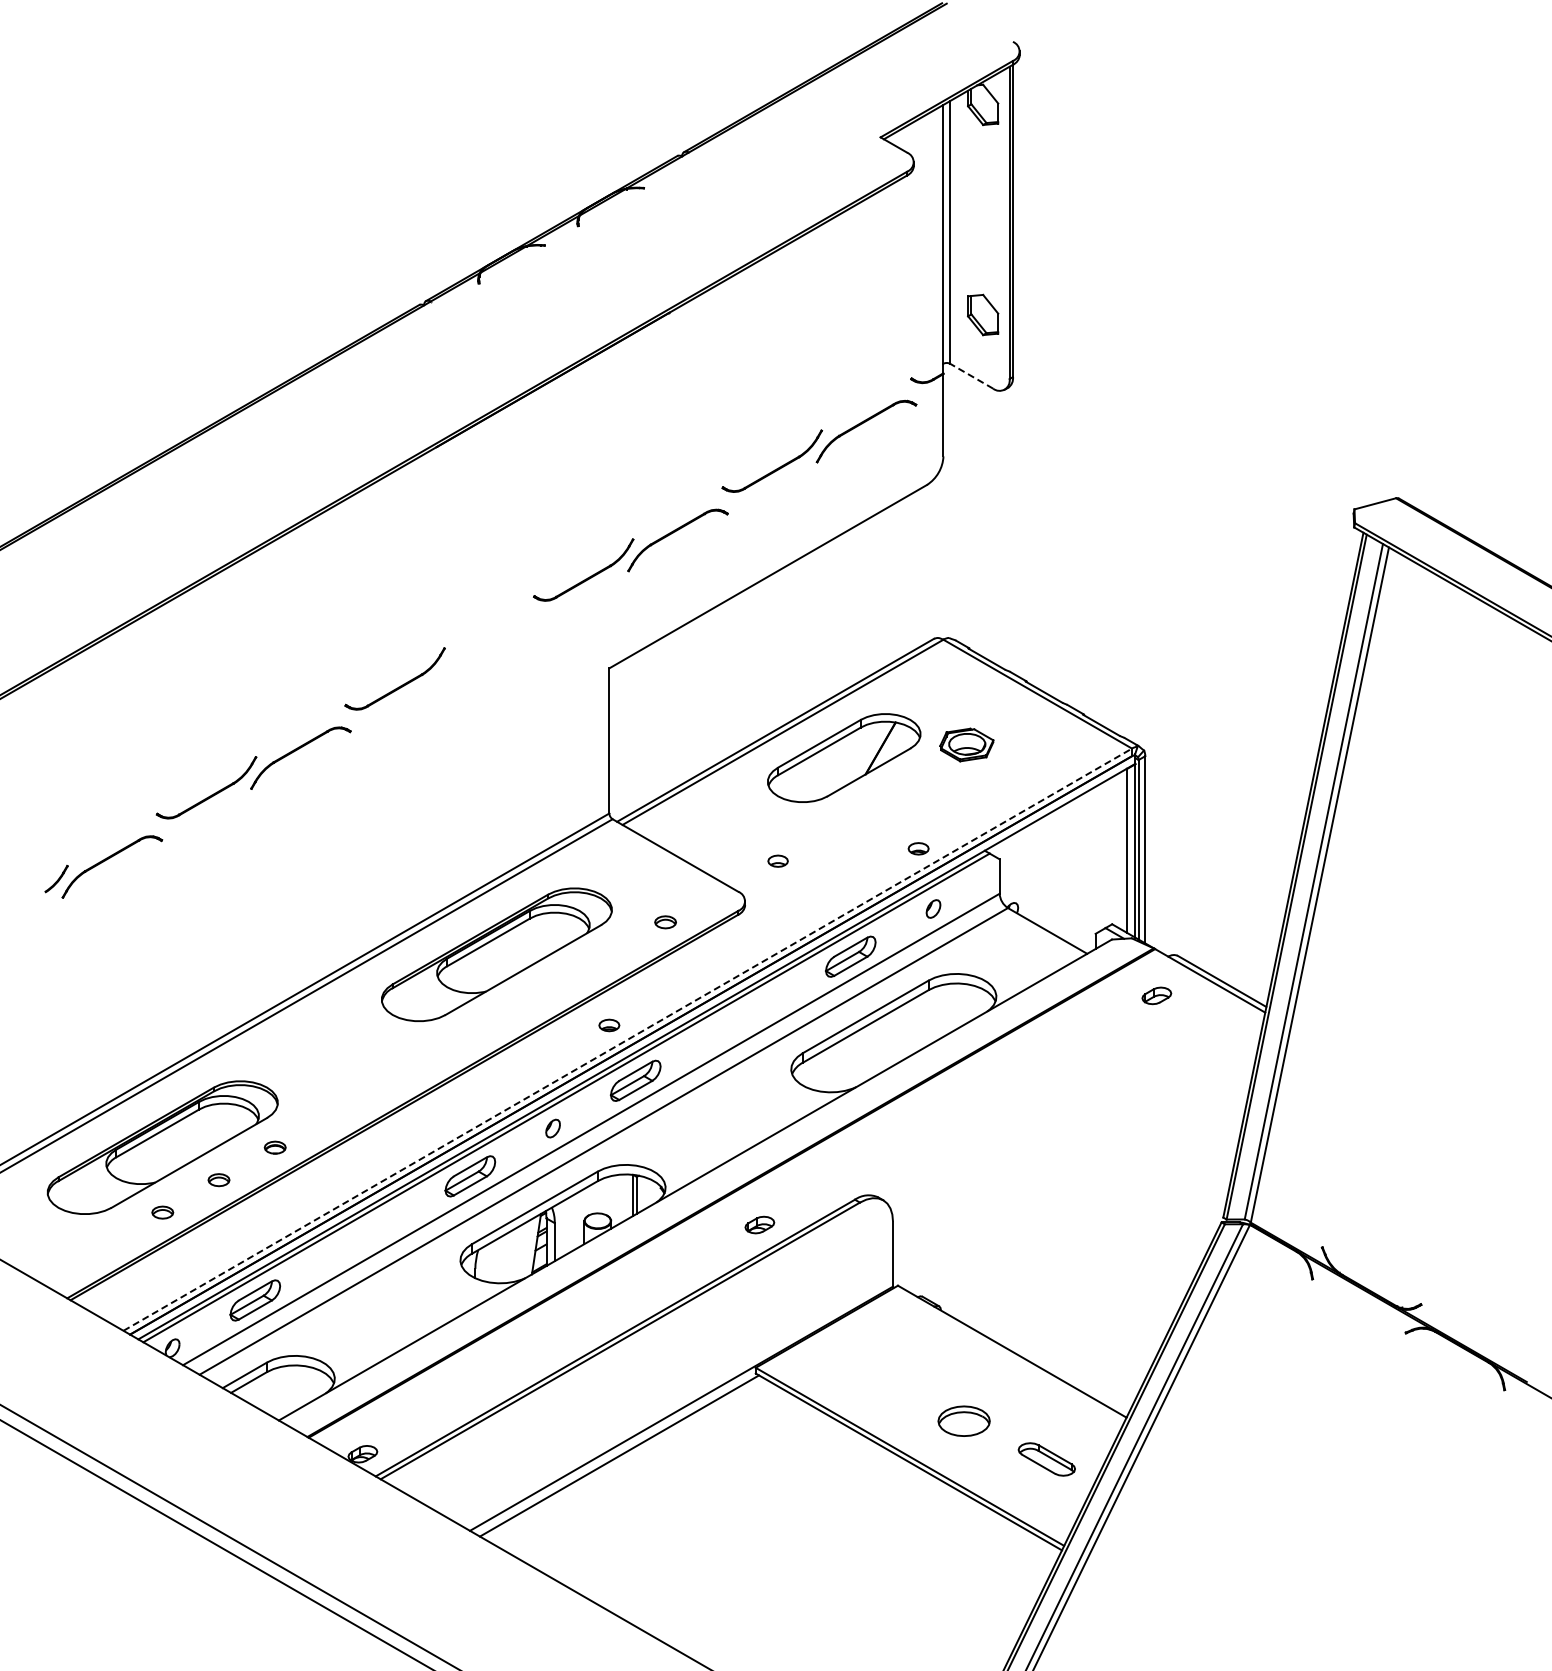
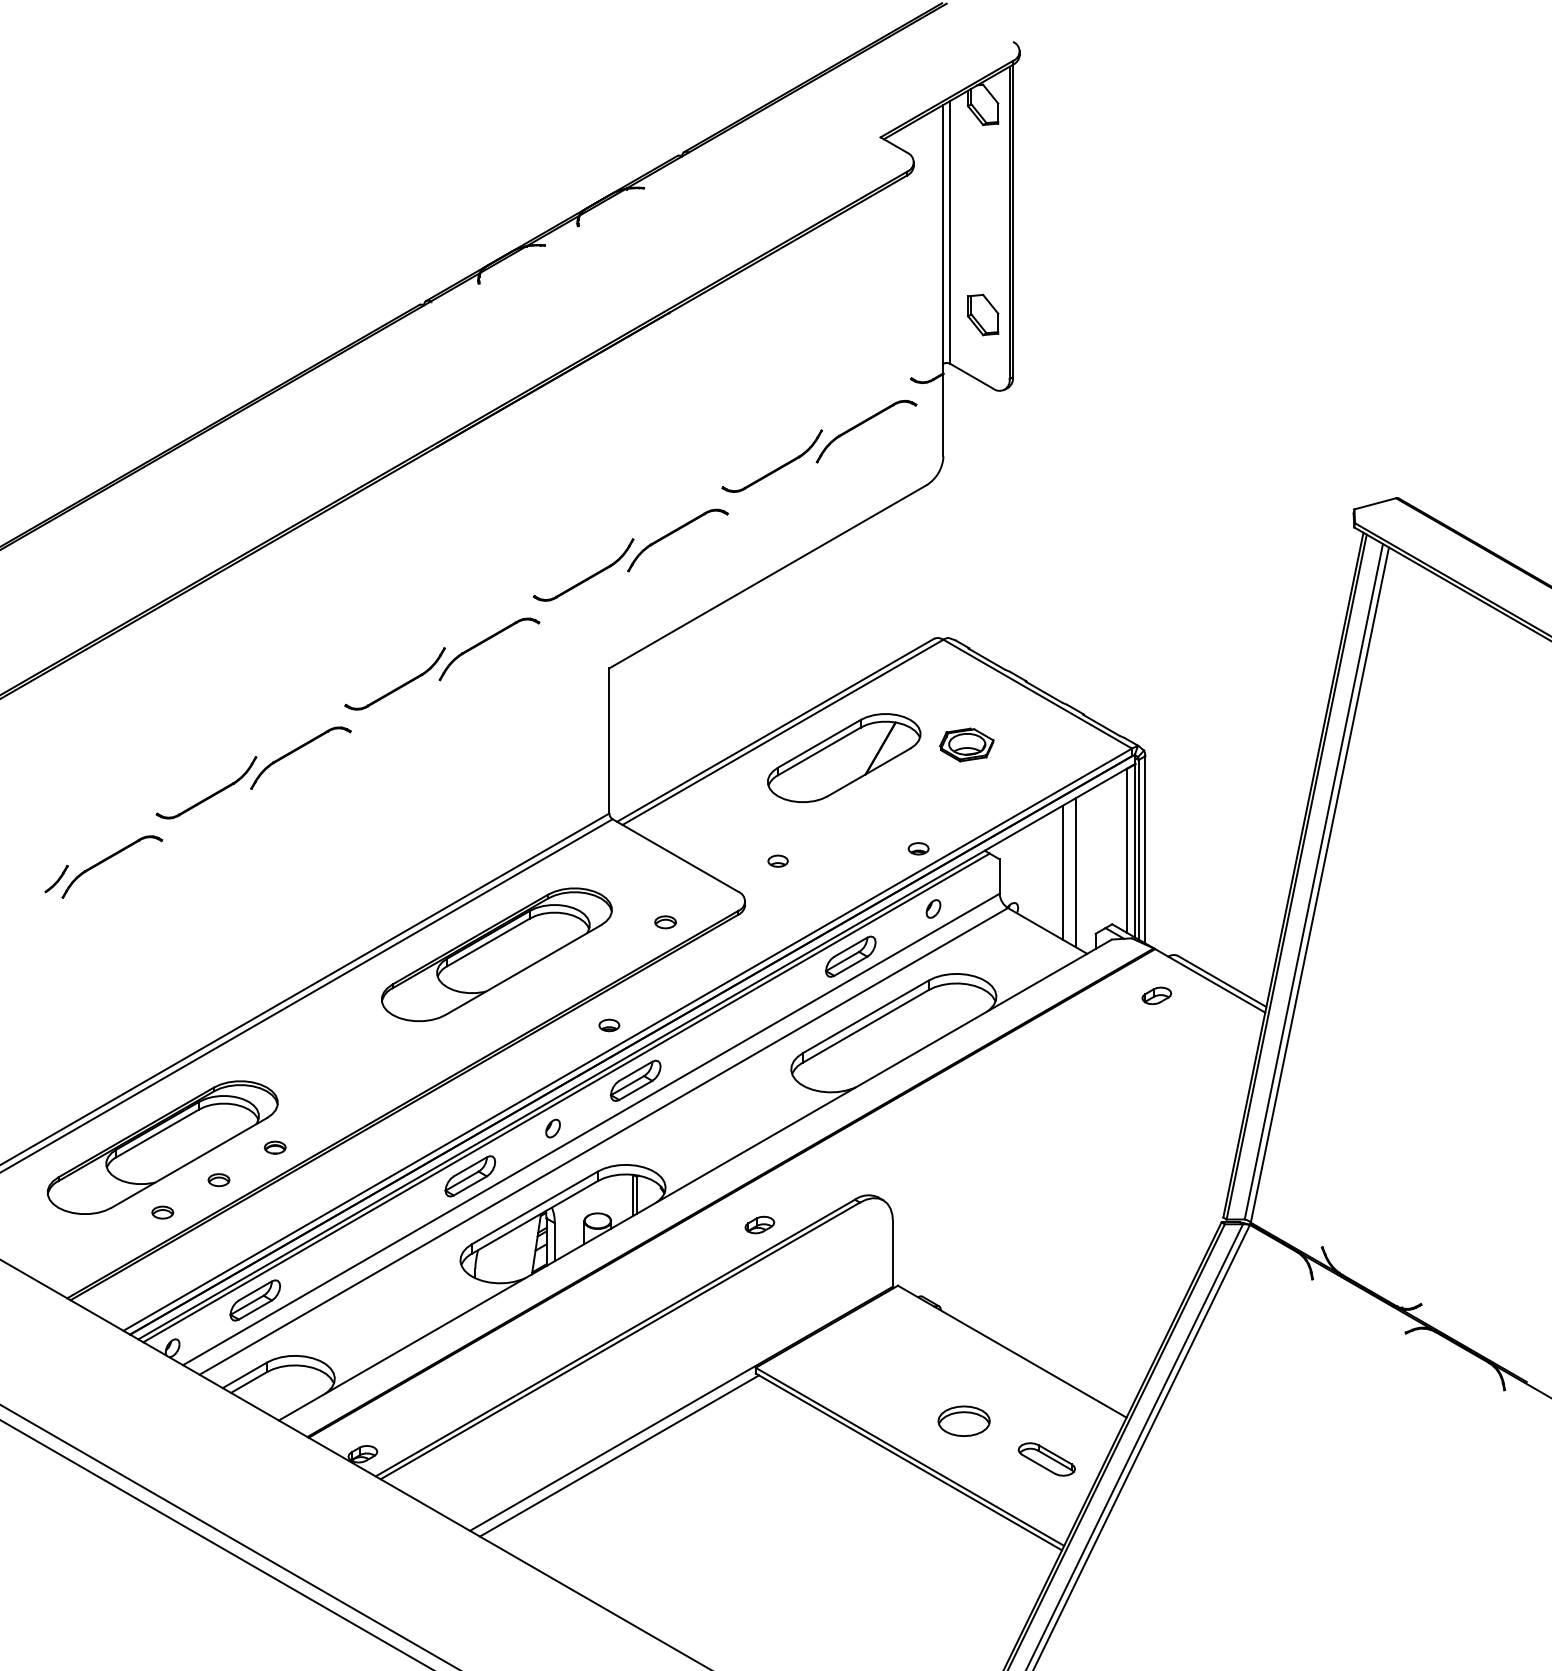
line: dashed -> solid (971, 376)
part: none -> present (486, 641)
line: none -> present (1062, 872)
line: none -> present (1075, 872)
line: dashed -> solid (628, 1039)
